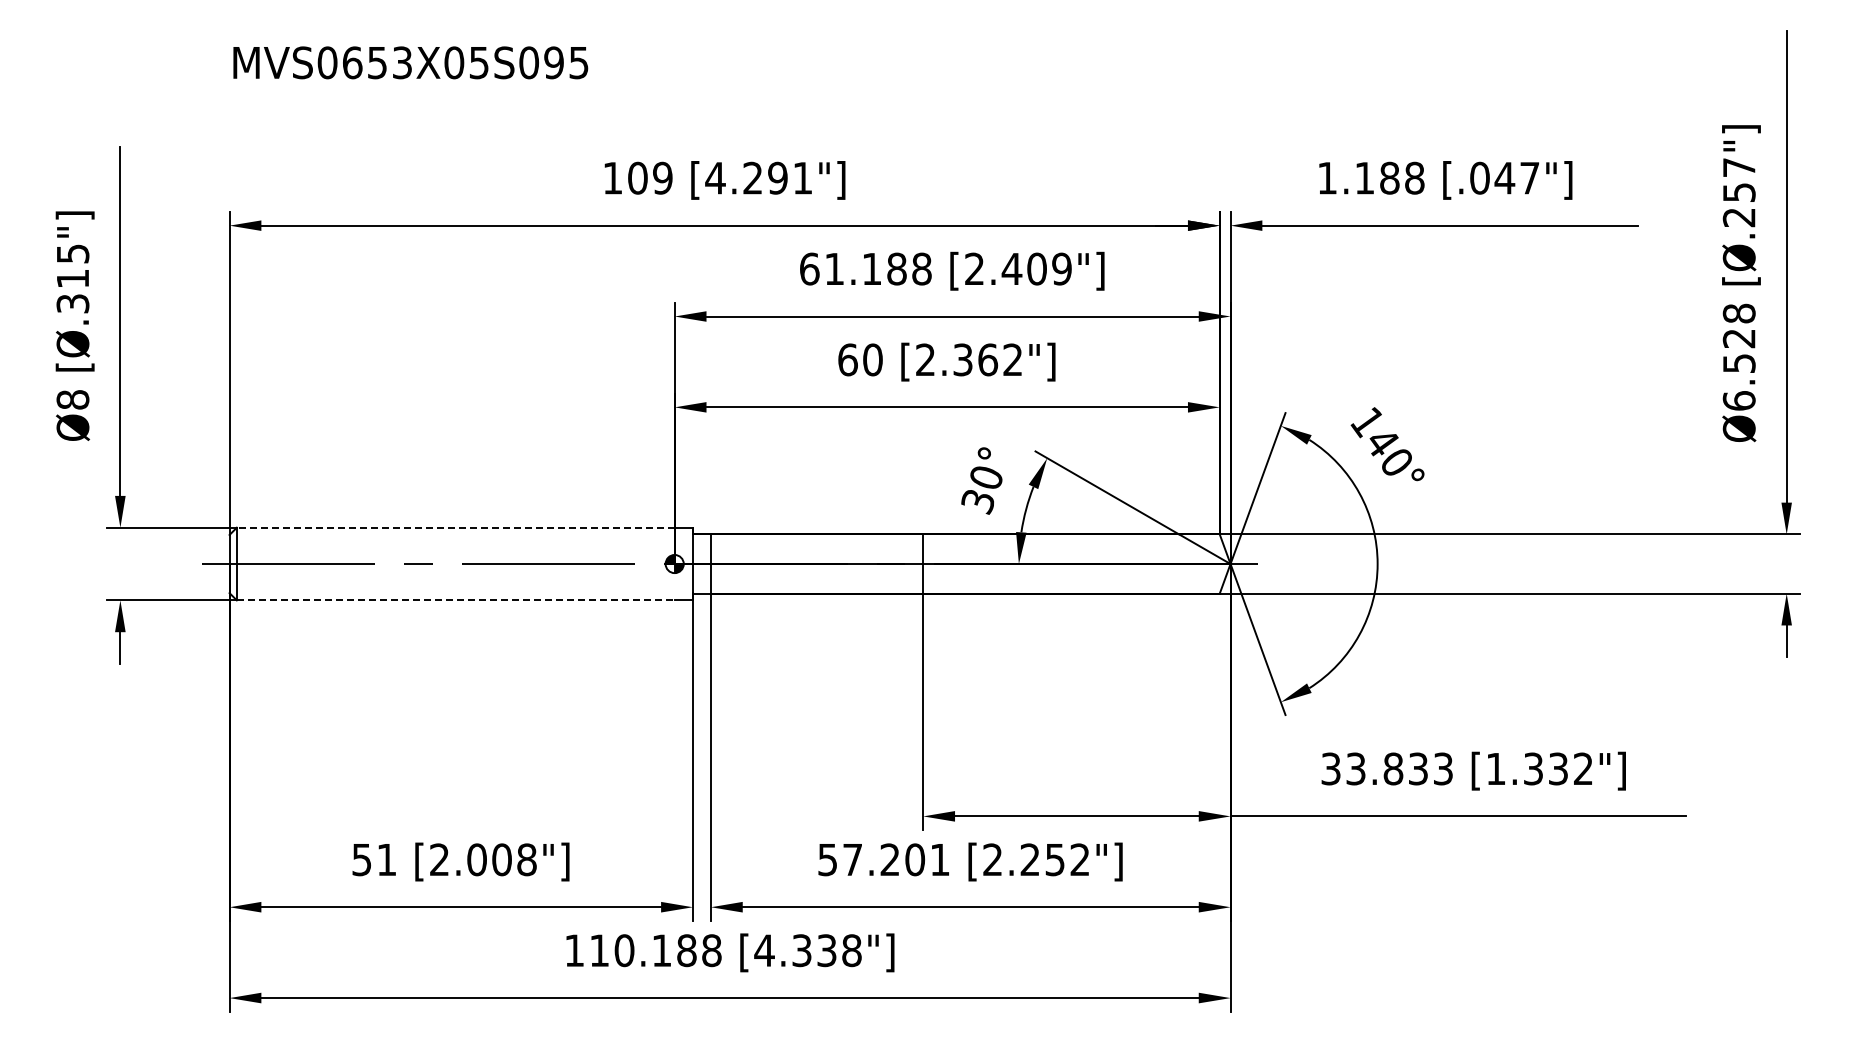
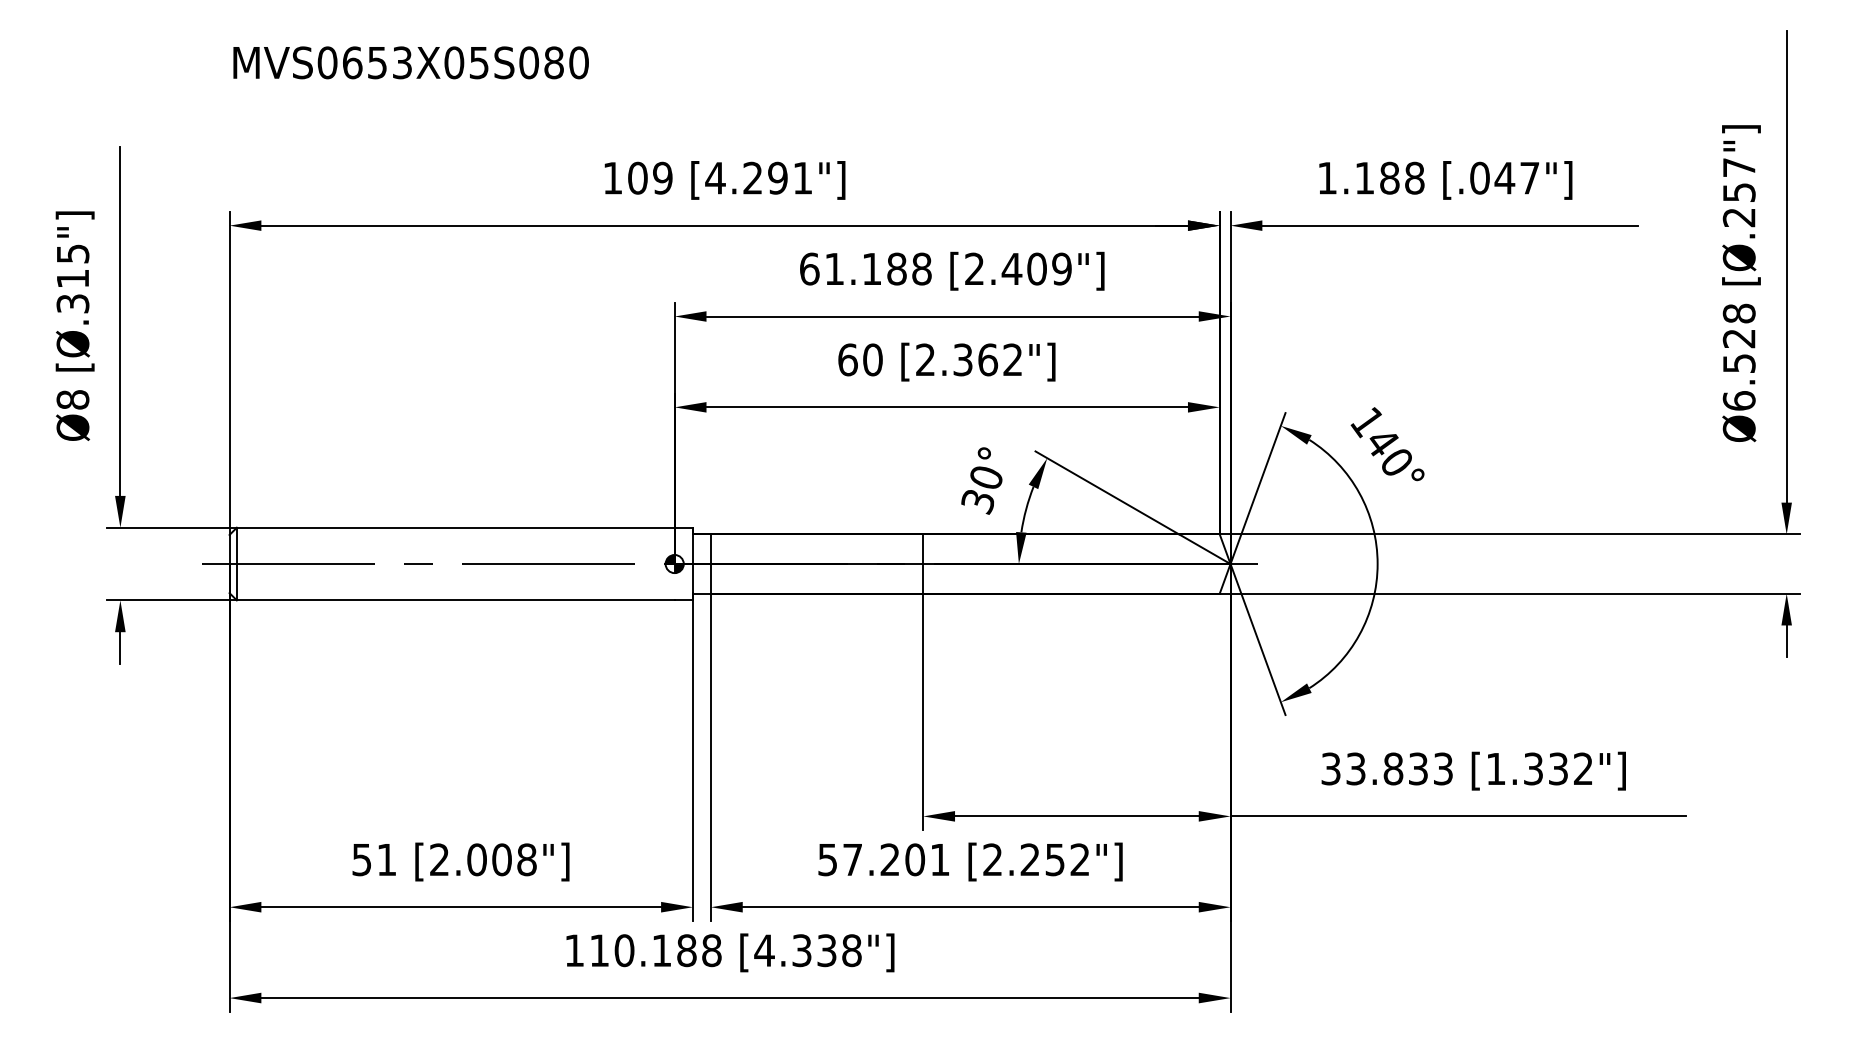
text: MVS0653X05S095 -> MVS0653X05S080 (566, 62)
line: dashed -> solid (455, 527)
line: dashed -> solid (455, 600)
